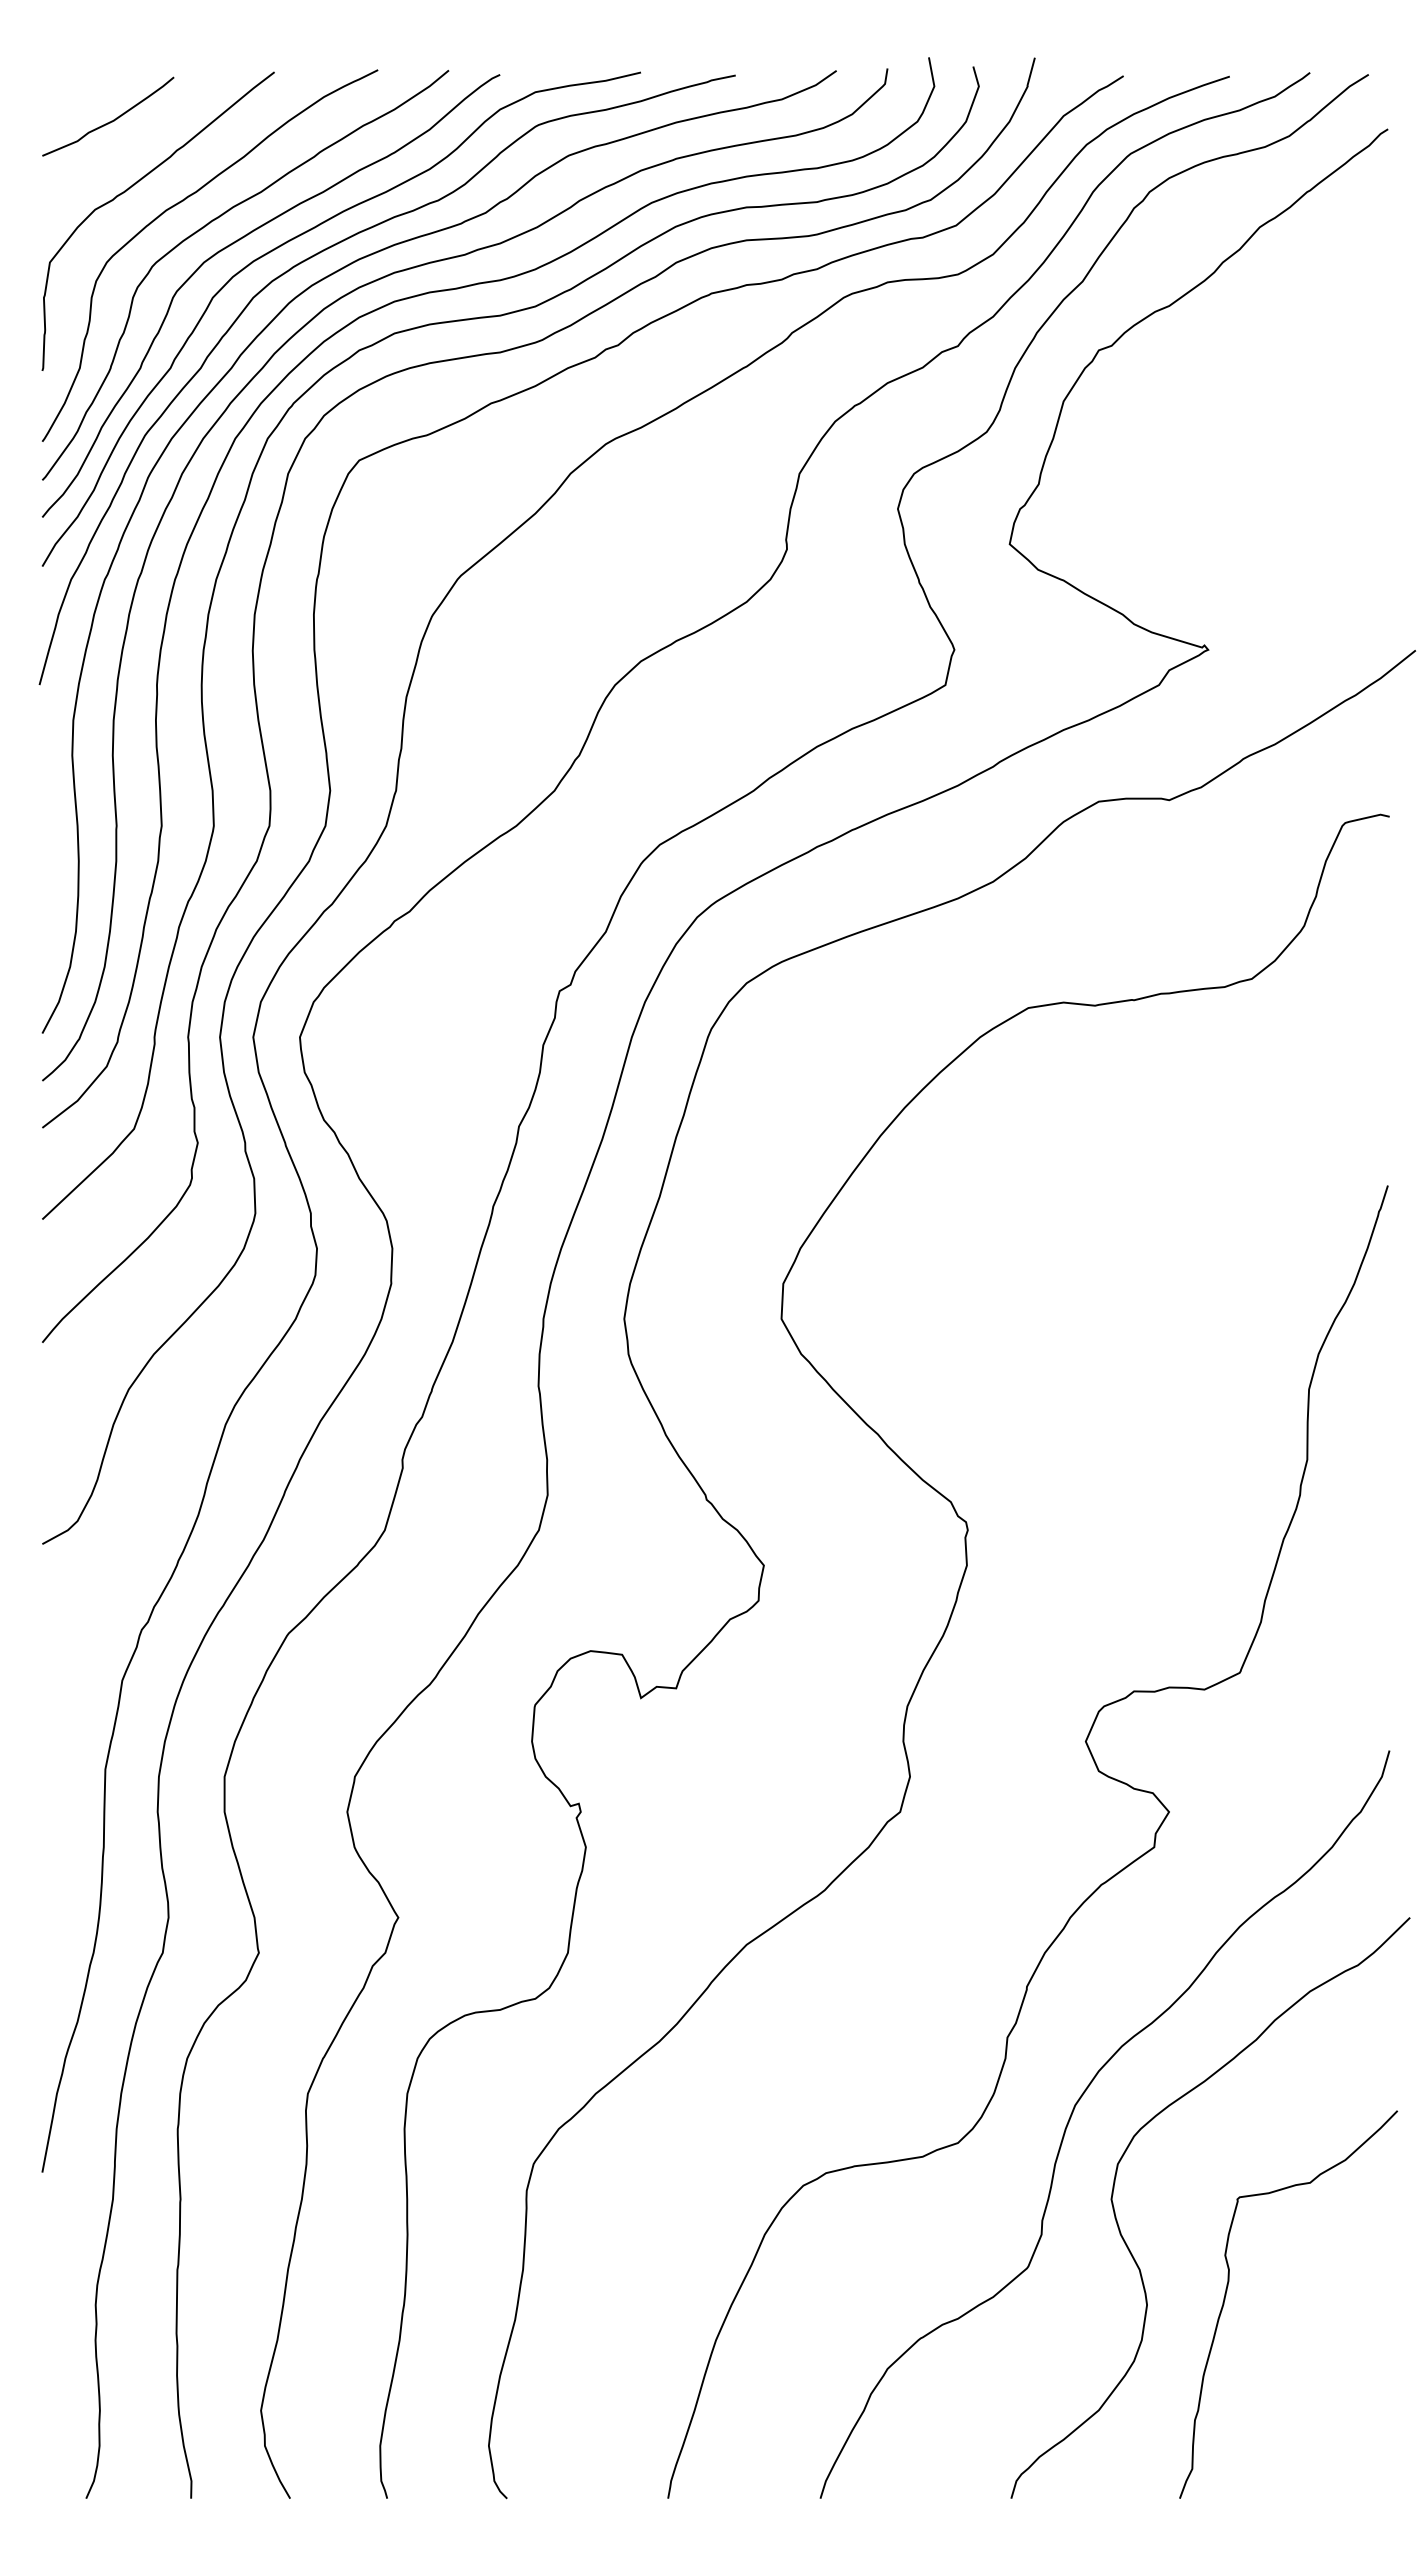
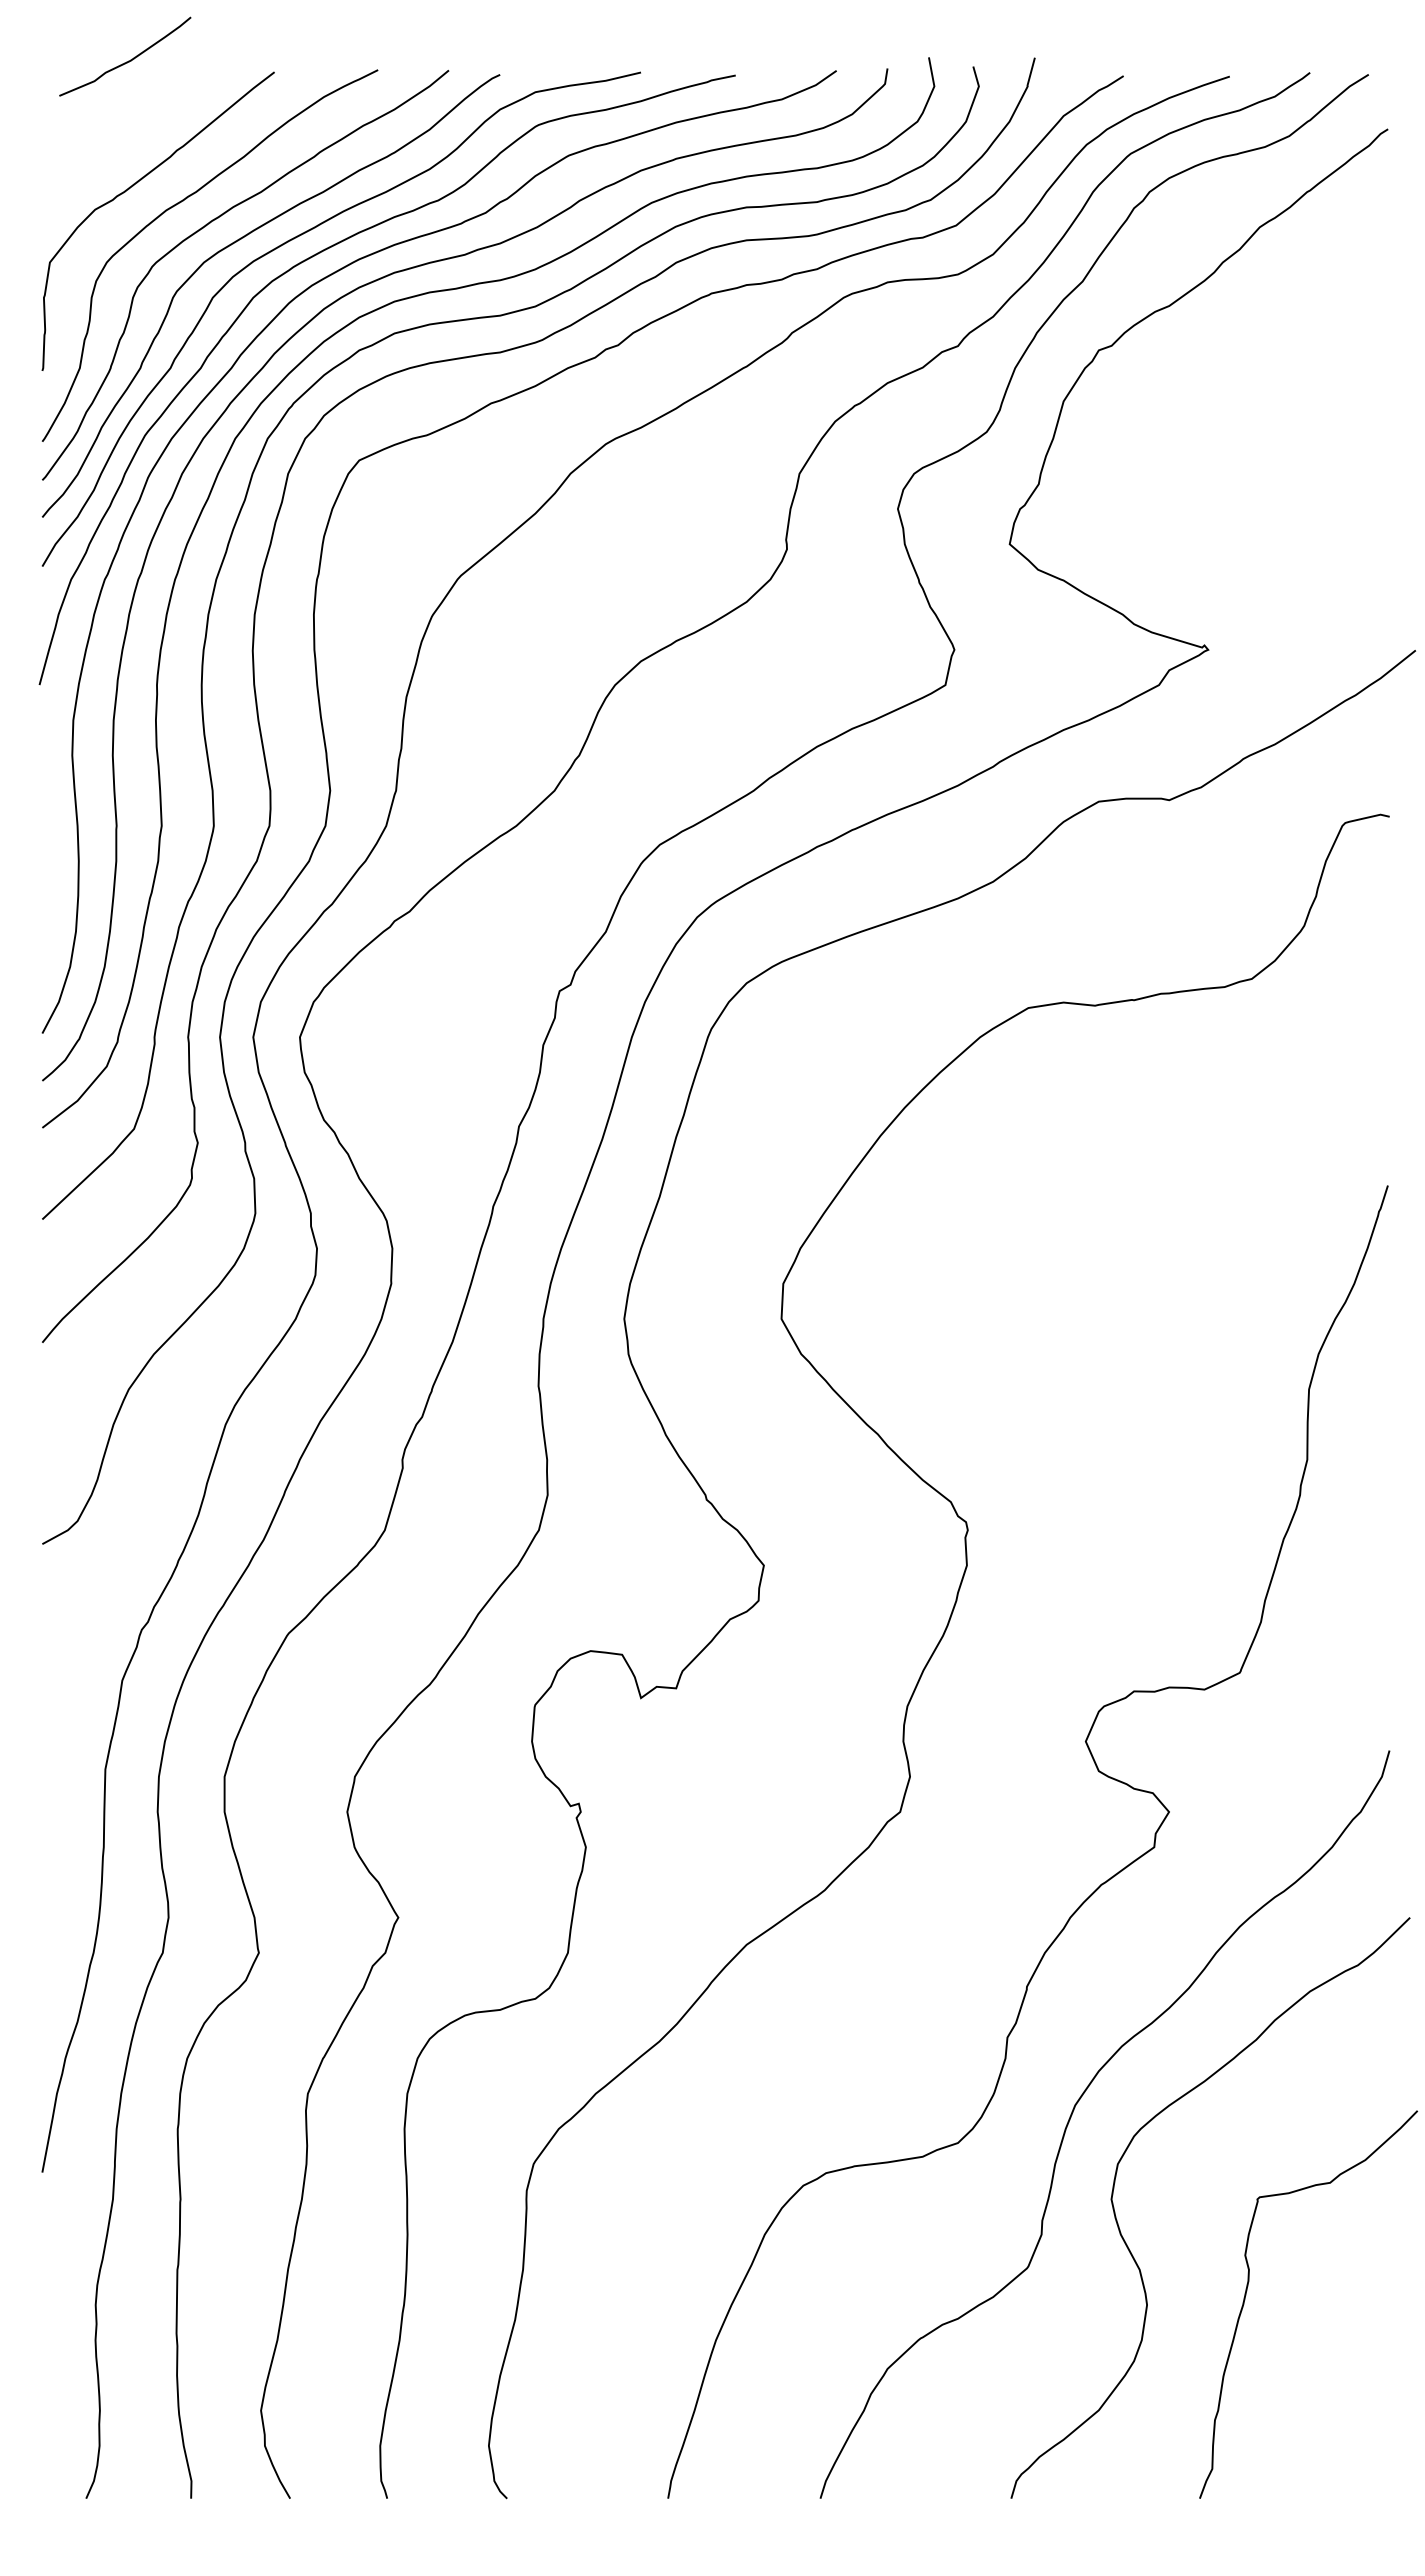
curve position: (111, 120) -> (128, 60) (128, 60)
curve position: (1227, 2291) -> (1247, 2291) (1247, 2291)
